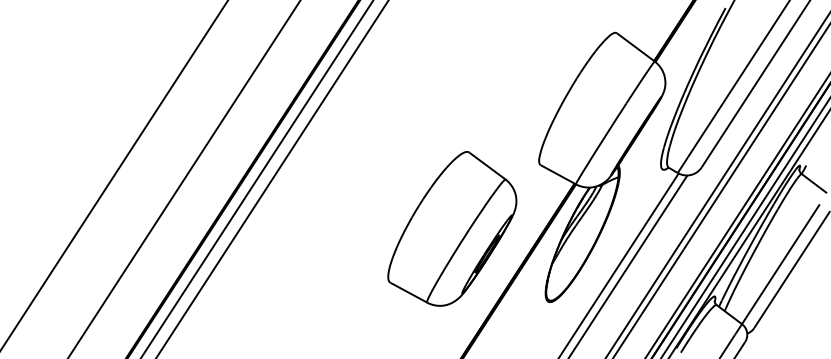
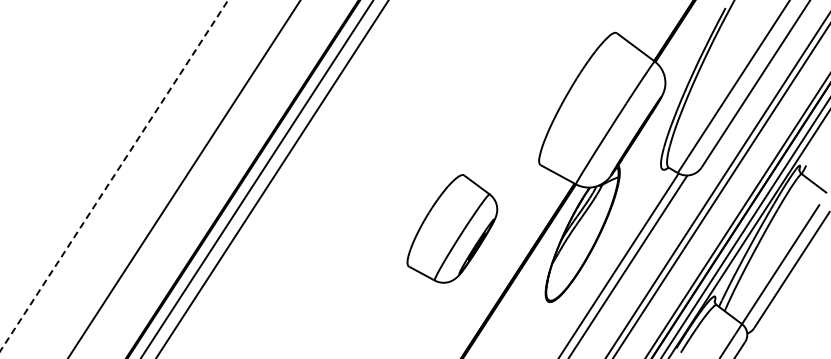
line: solid -> dashed (114, 175)
part size: 131x156 px -> 93x110 px (452, 228)
